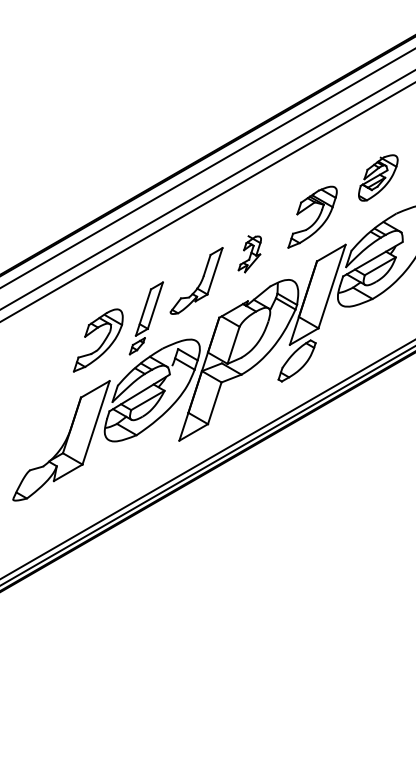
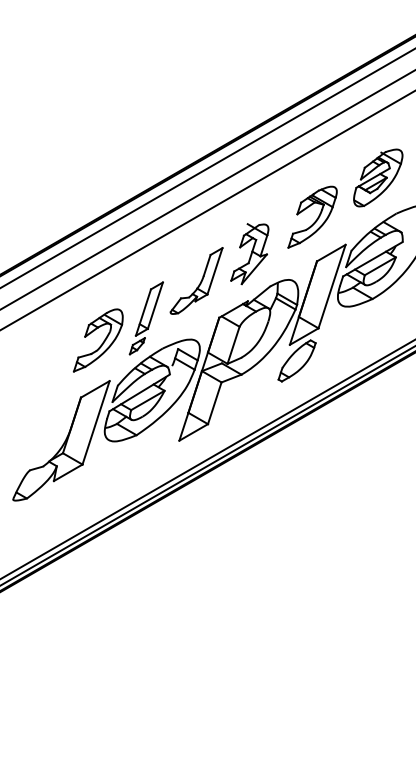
part size: 41x48 px -> 51x60 px (378, 177)
line position: (207, 201) -> (207, 210) (207, 210)
part size: 25x39 px -> 40x63 px (249, 254)
